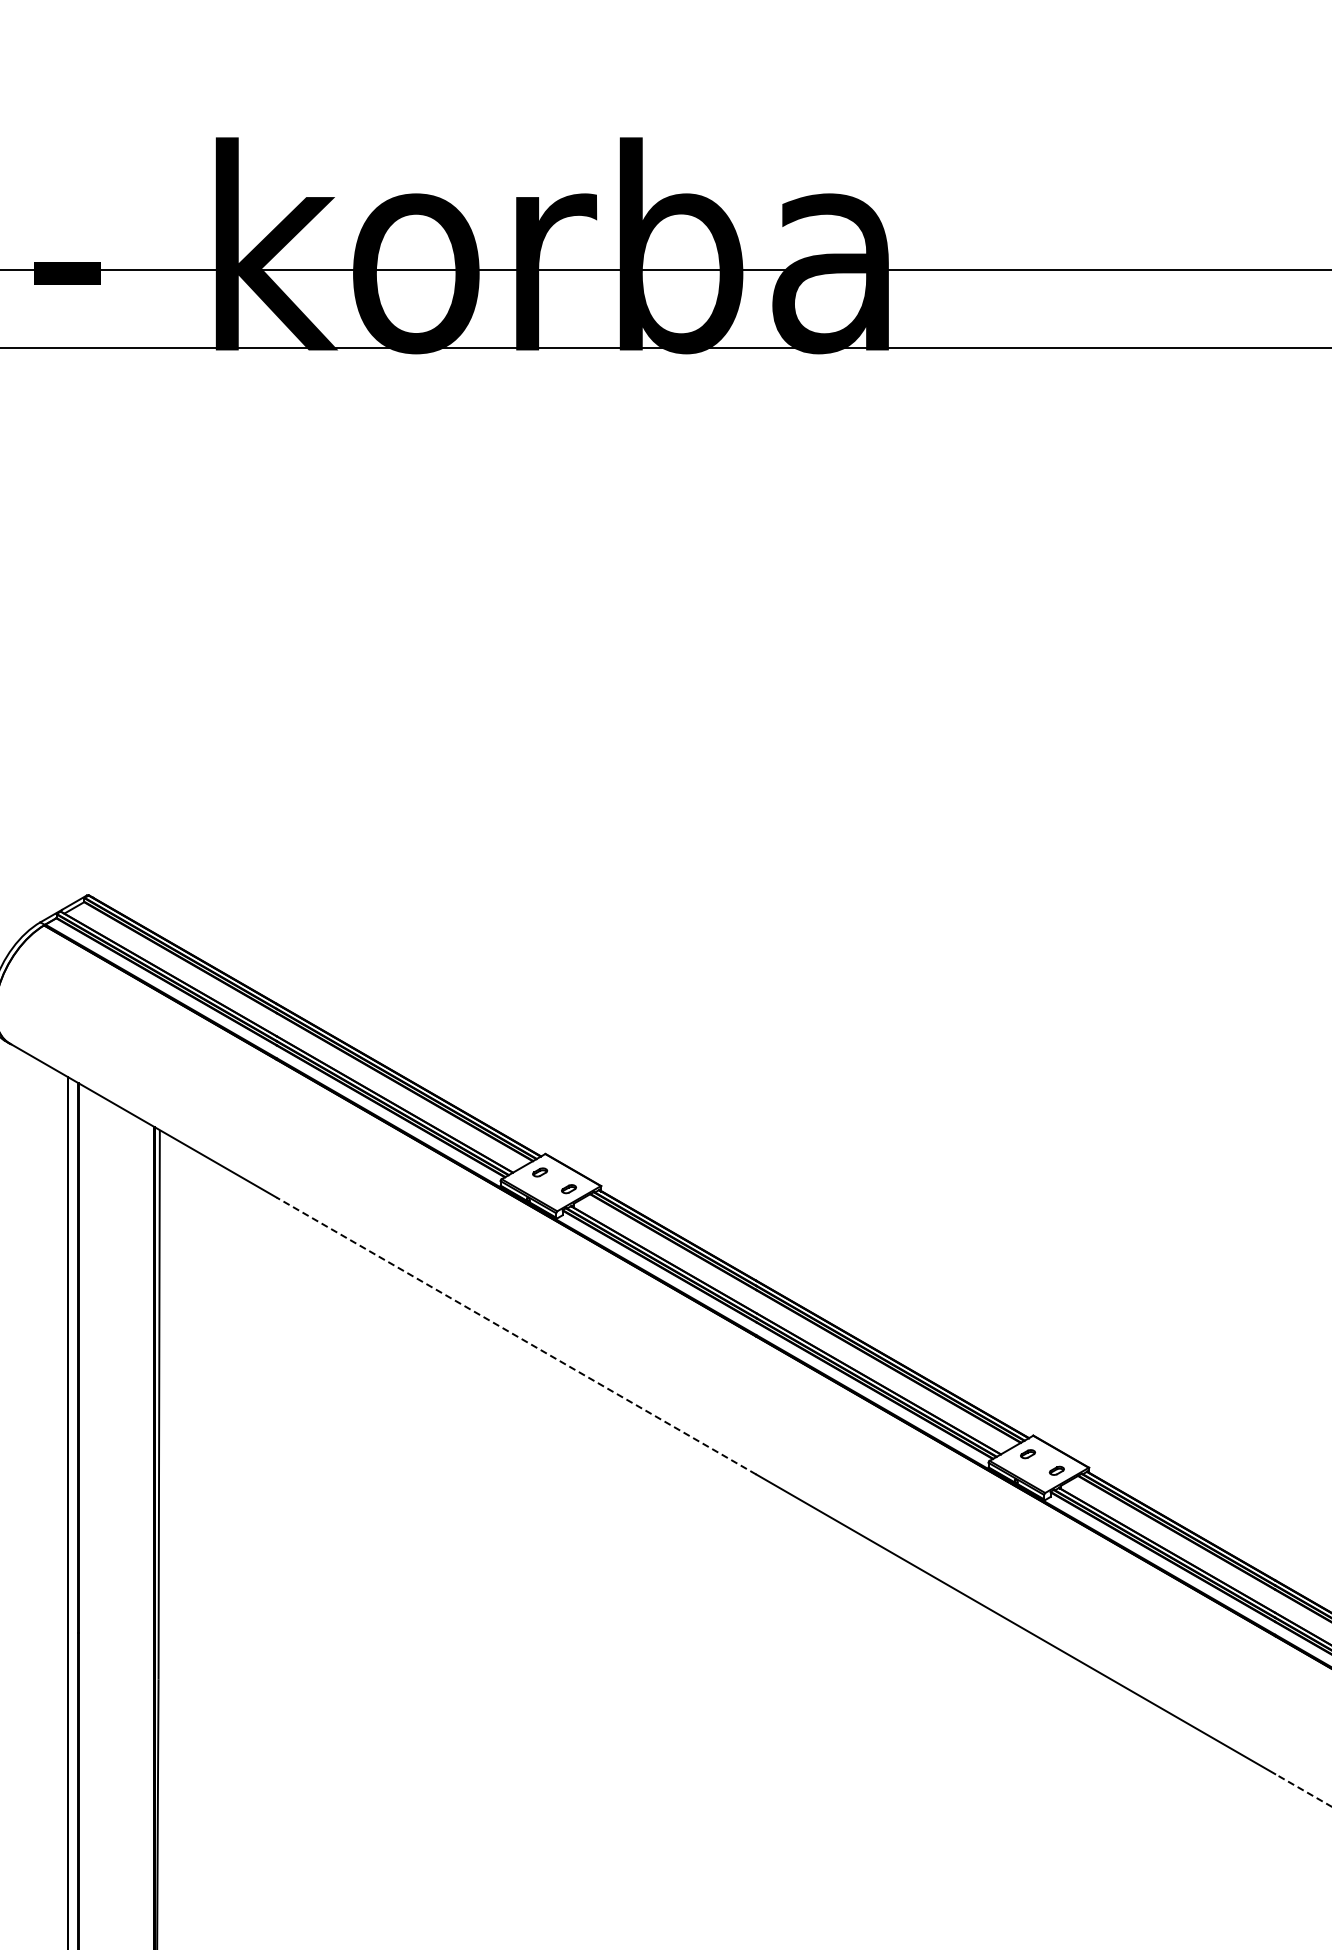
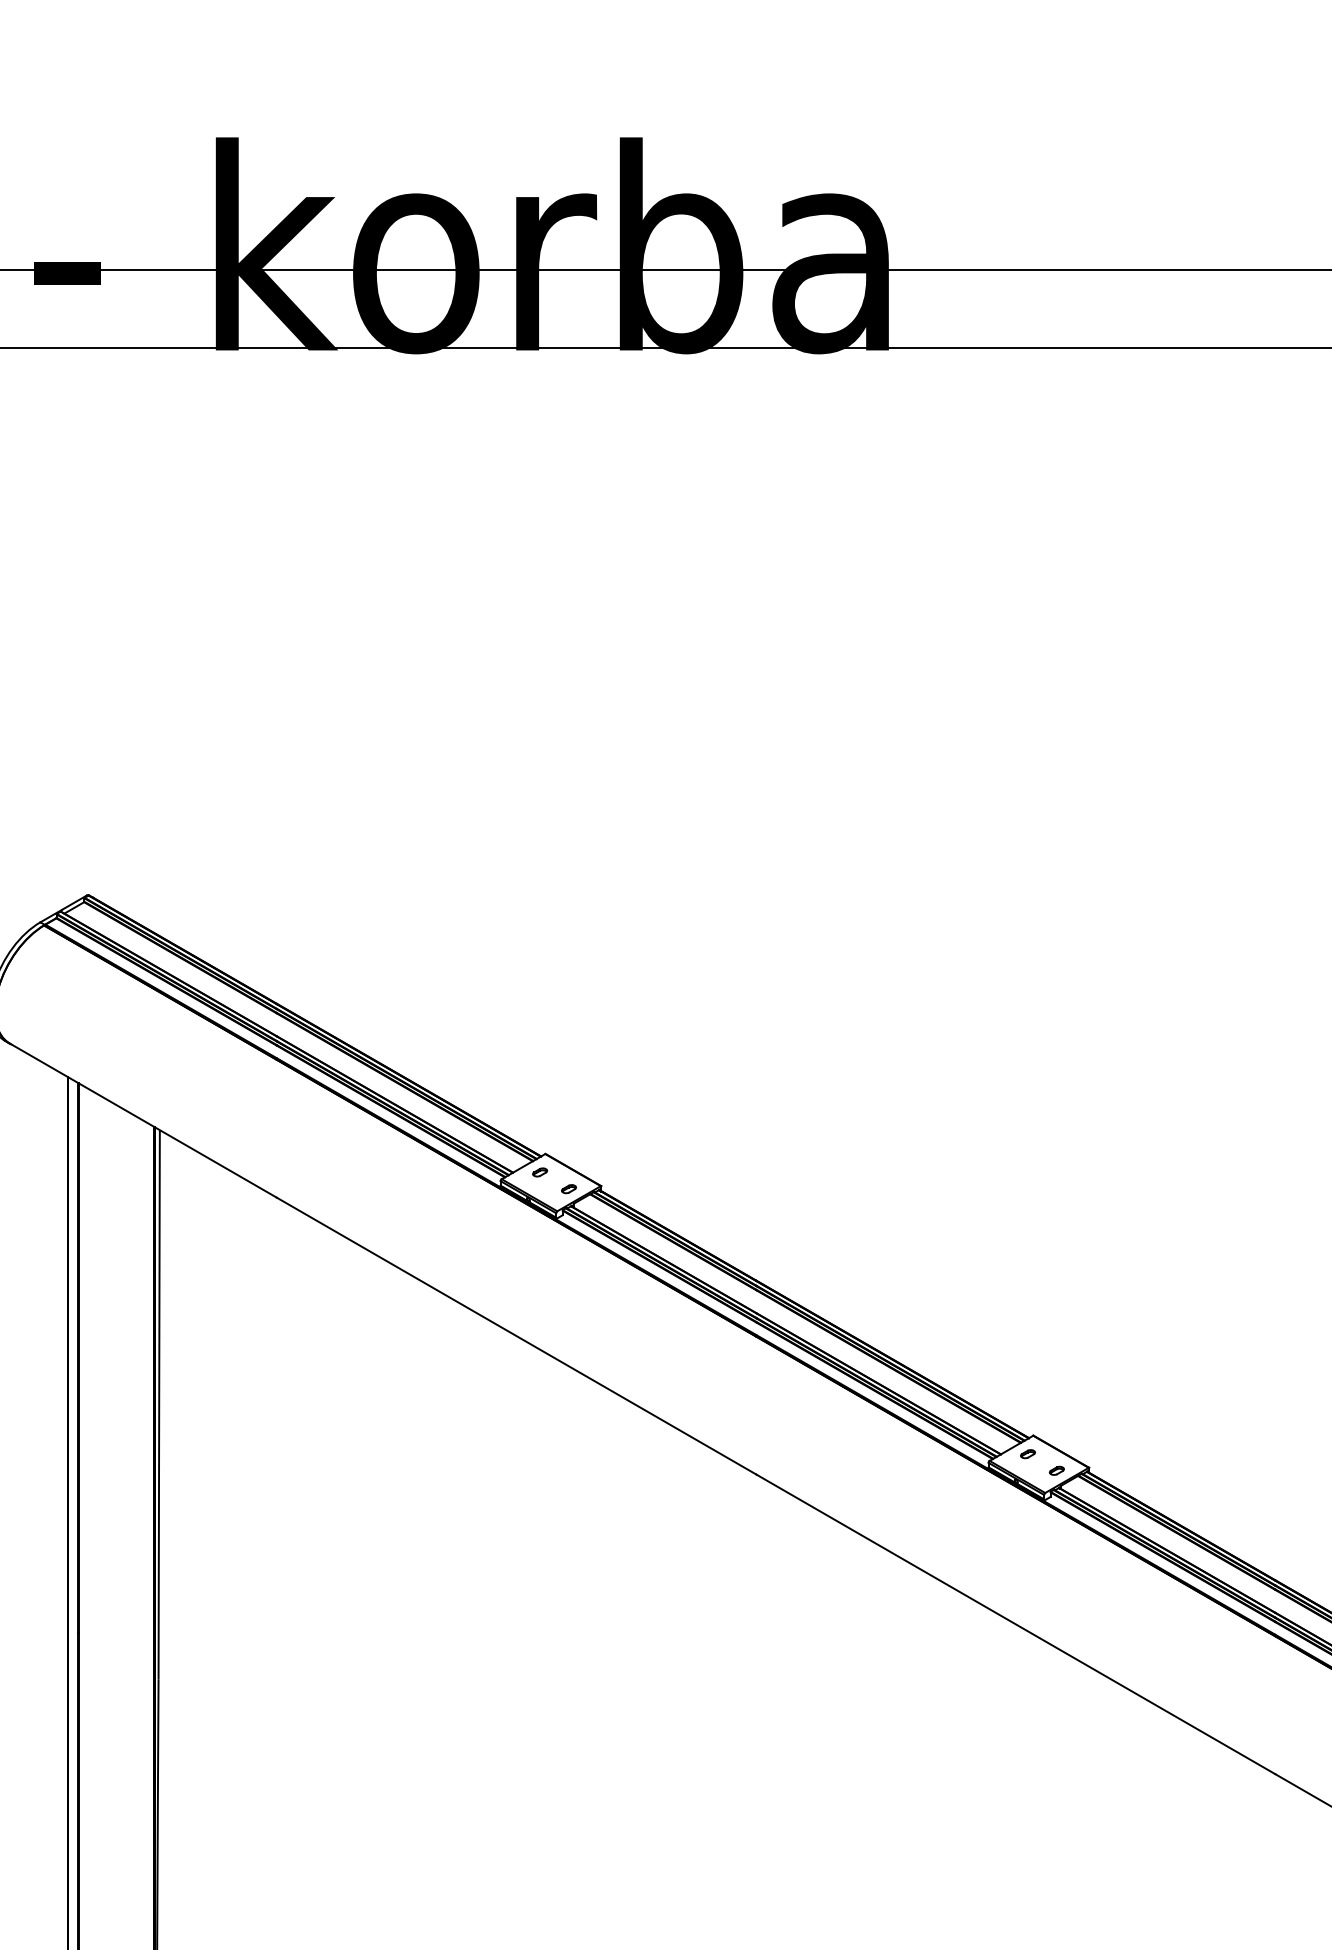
line: dashed -> solid (516, 1336)
line: dashed -> solid (1302, 1790)
